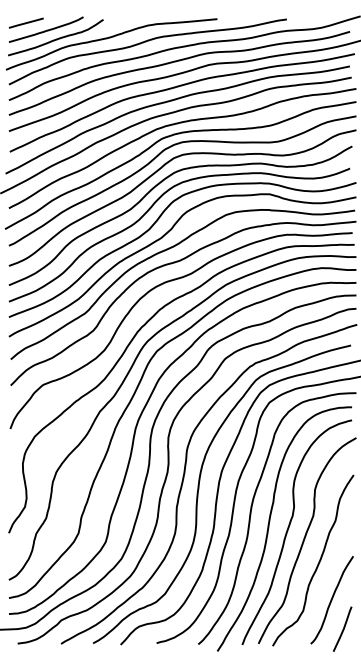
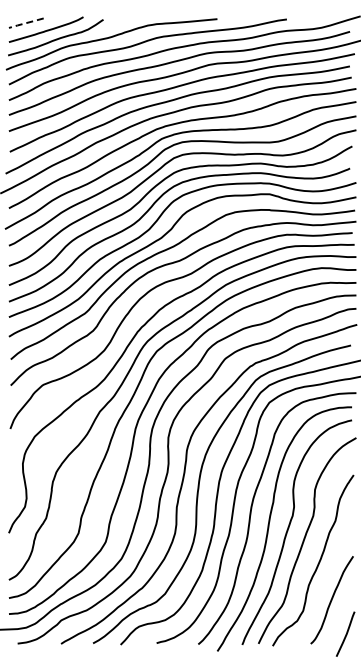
line: solid -> dashed (26, 23)
line position: (343, 628) -> (346, 633) (346, 633)
